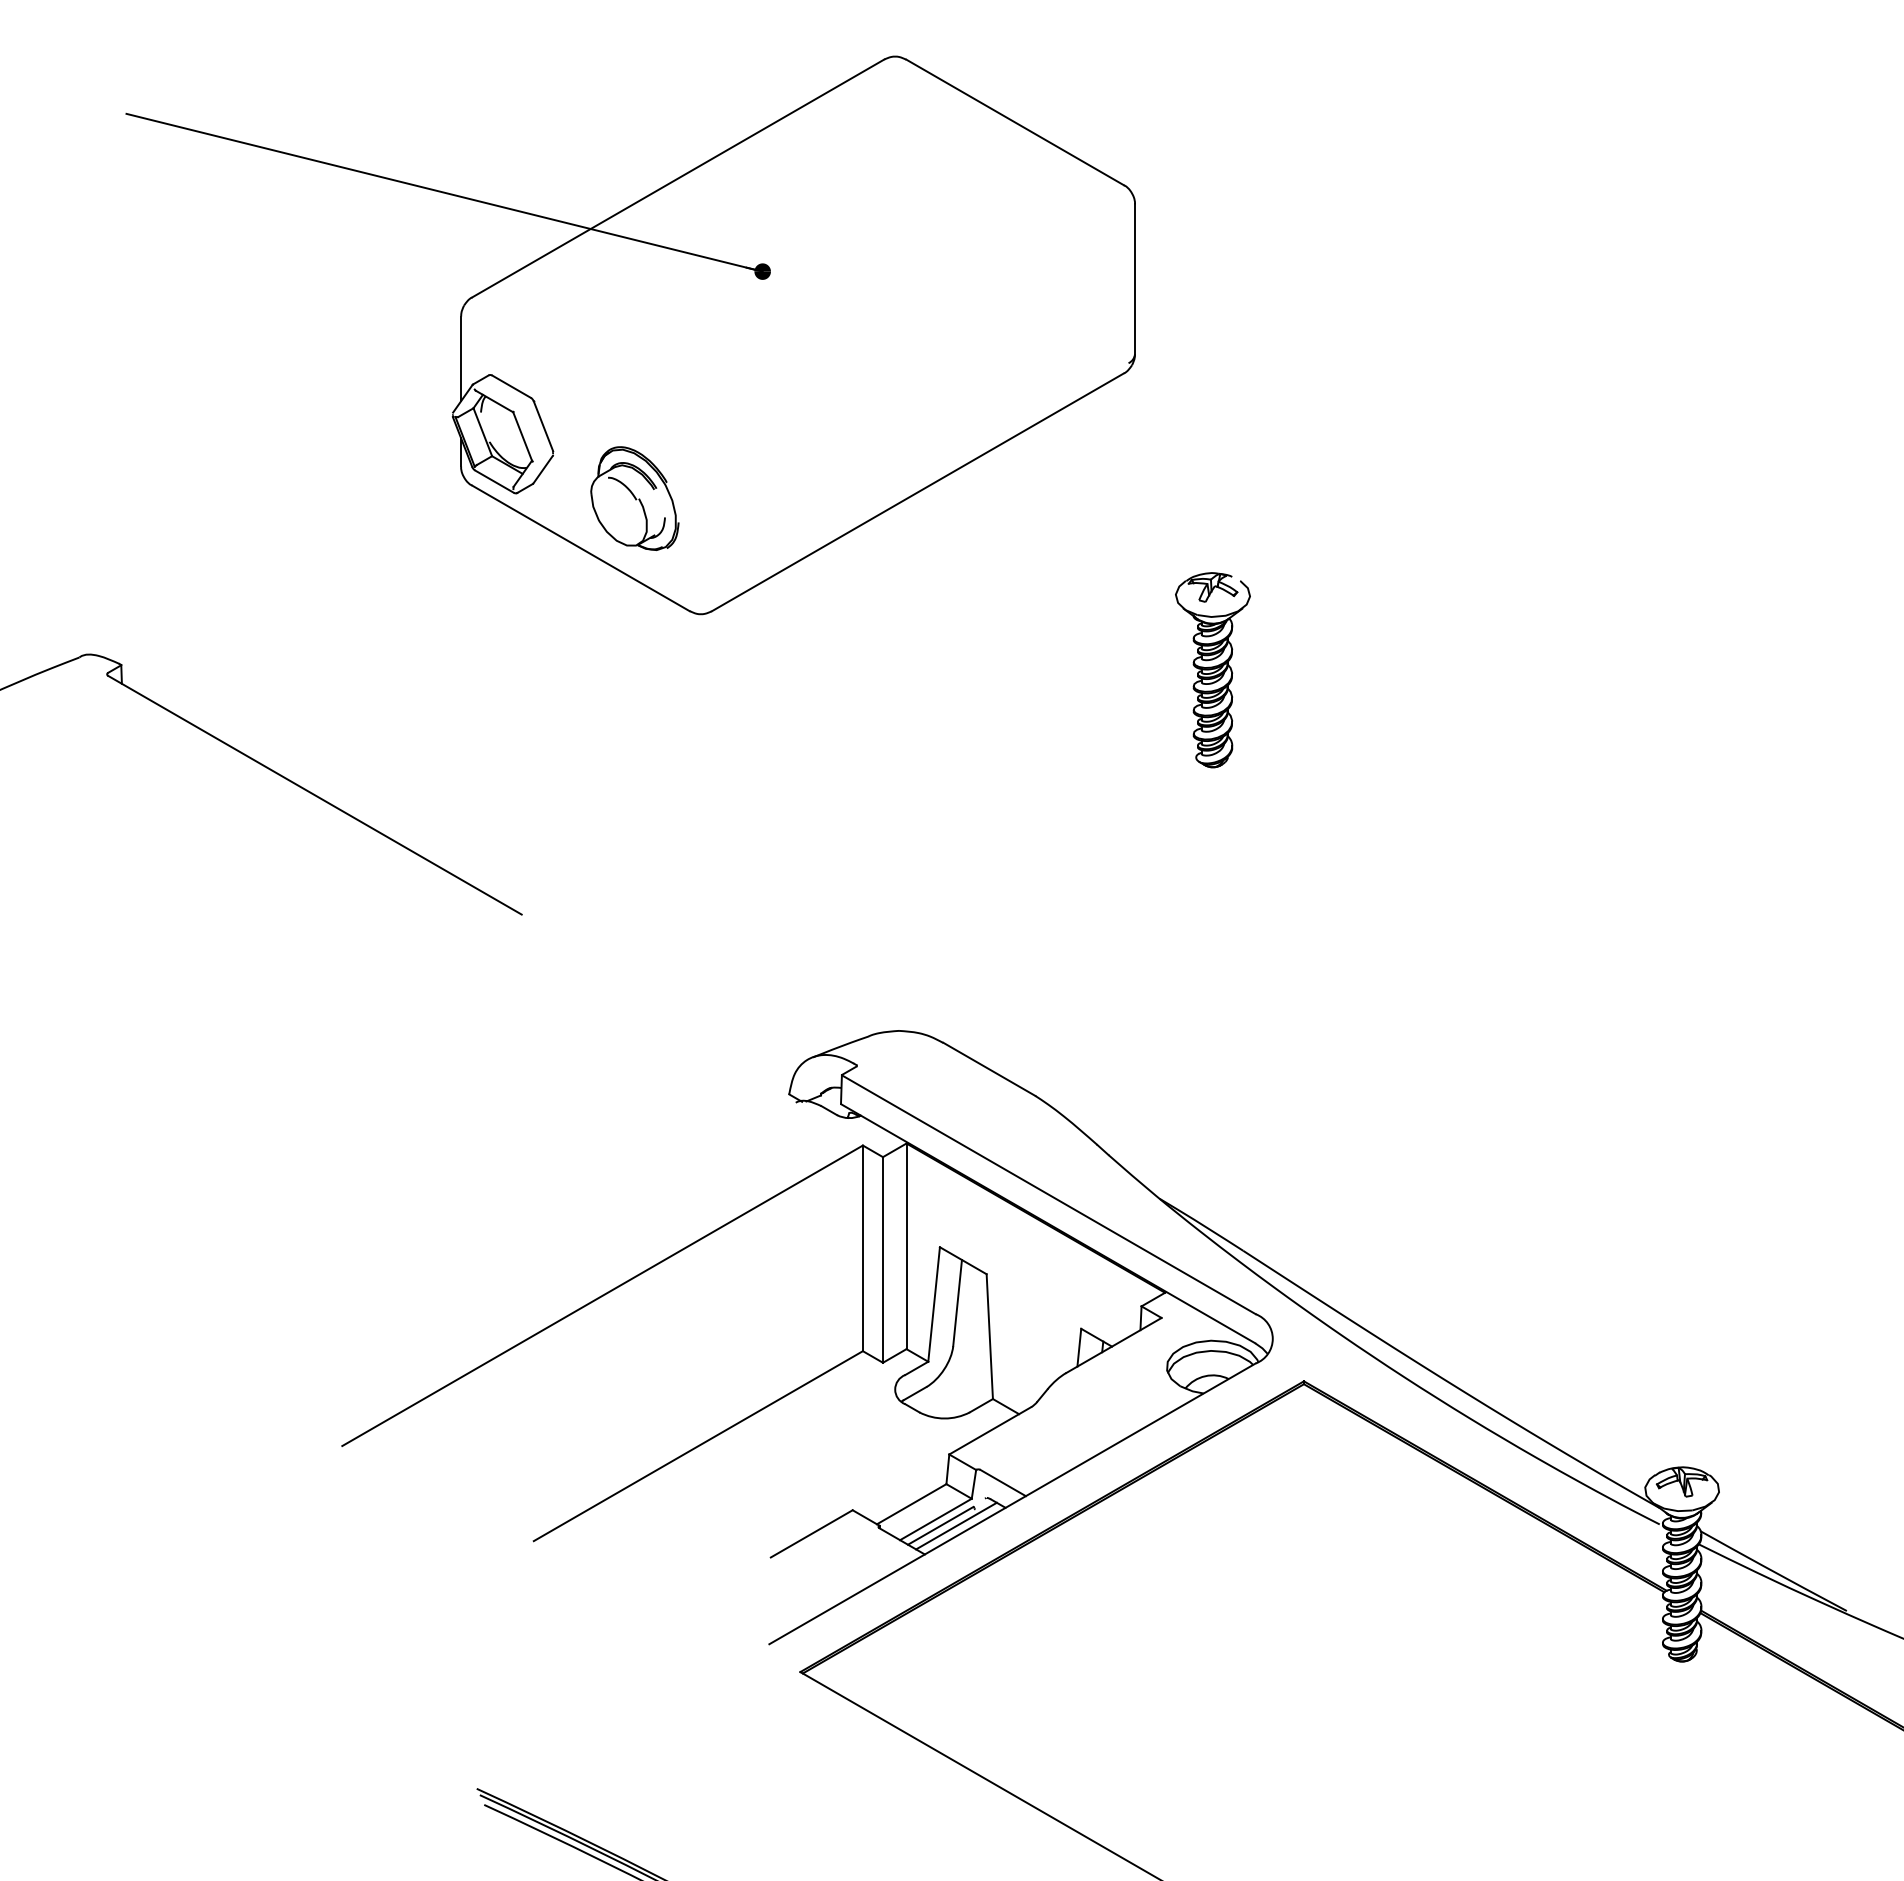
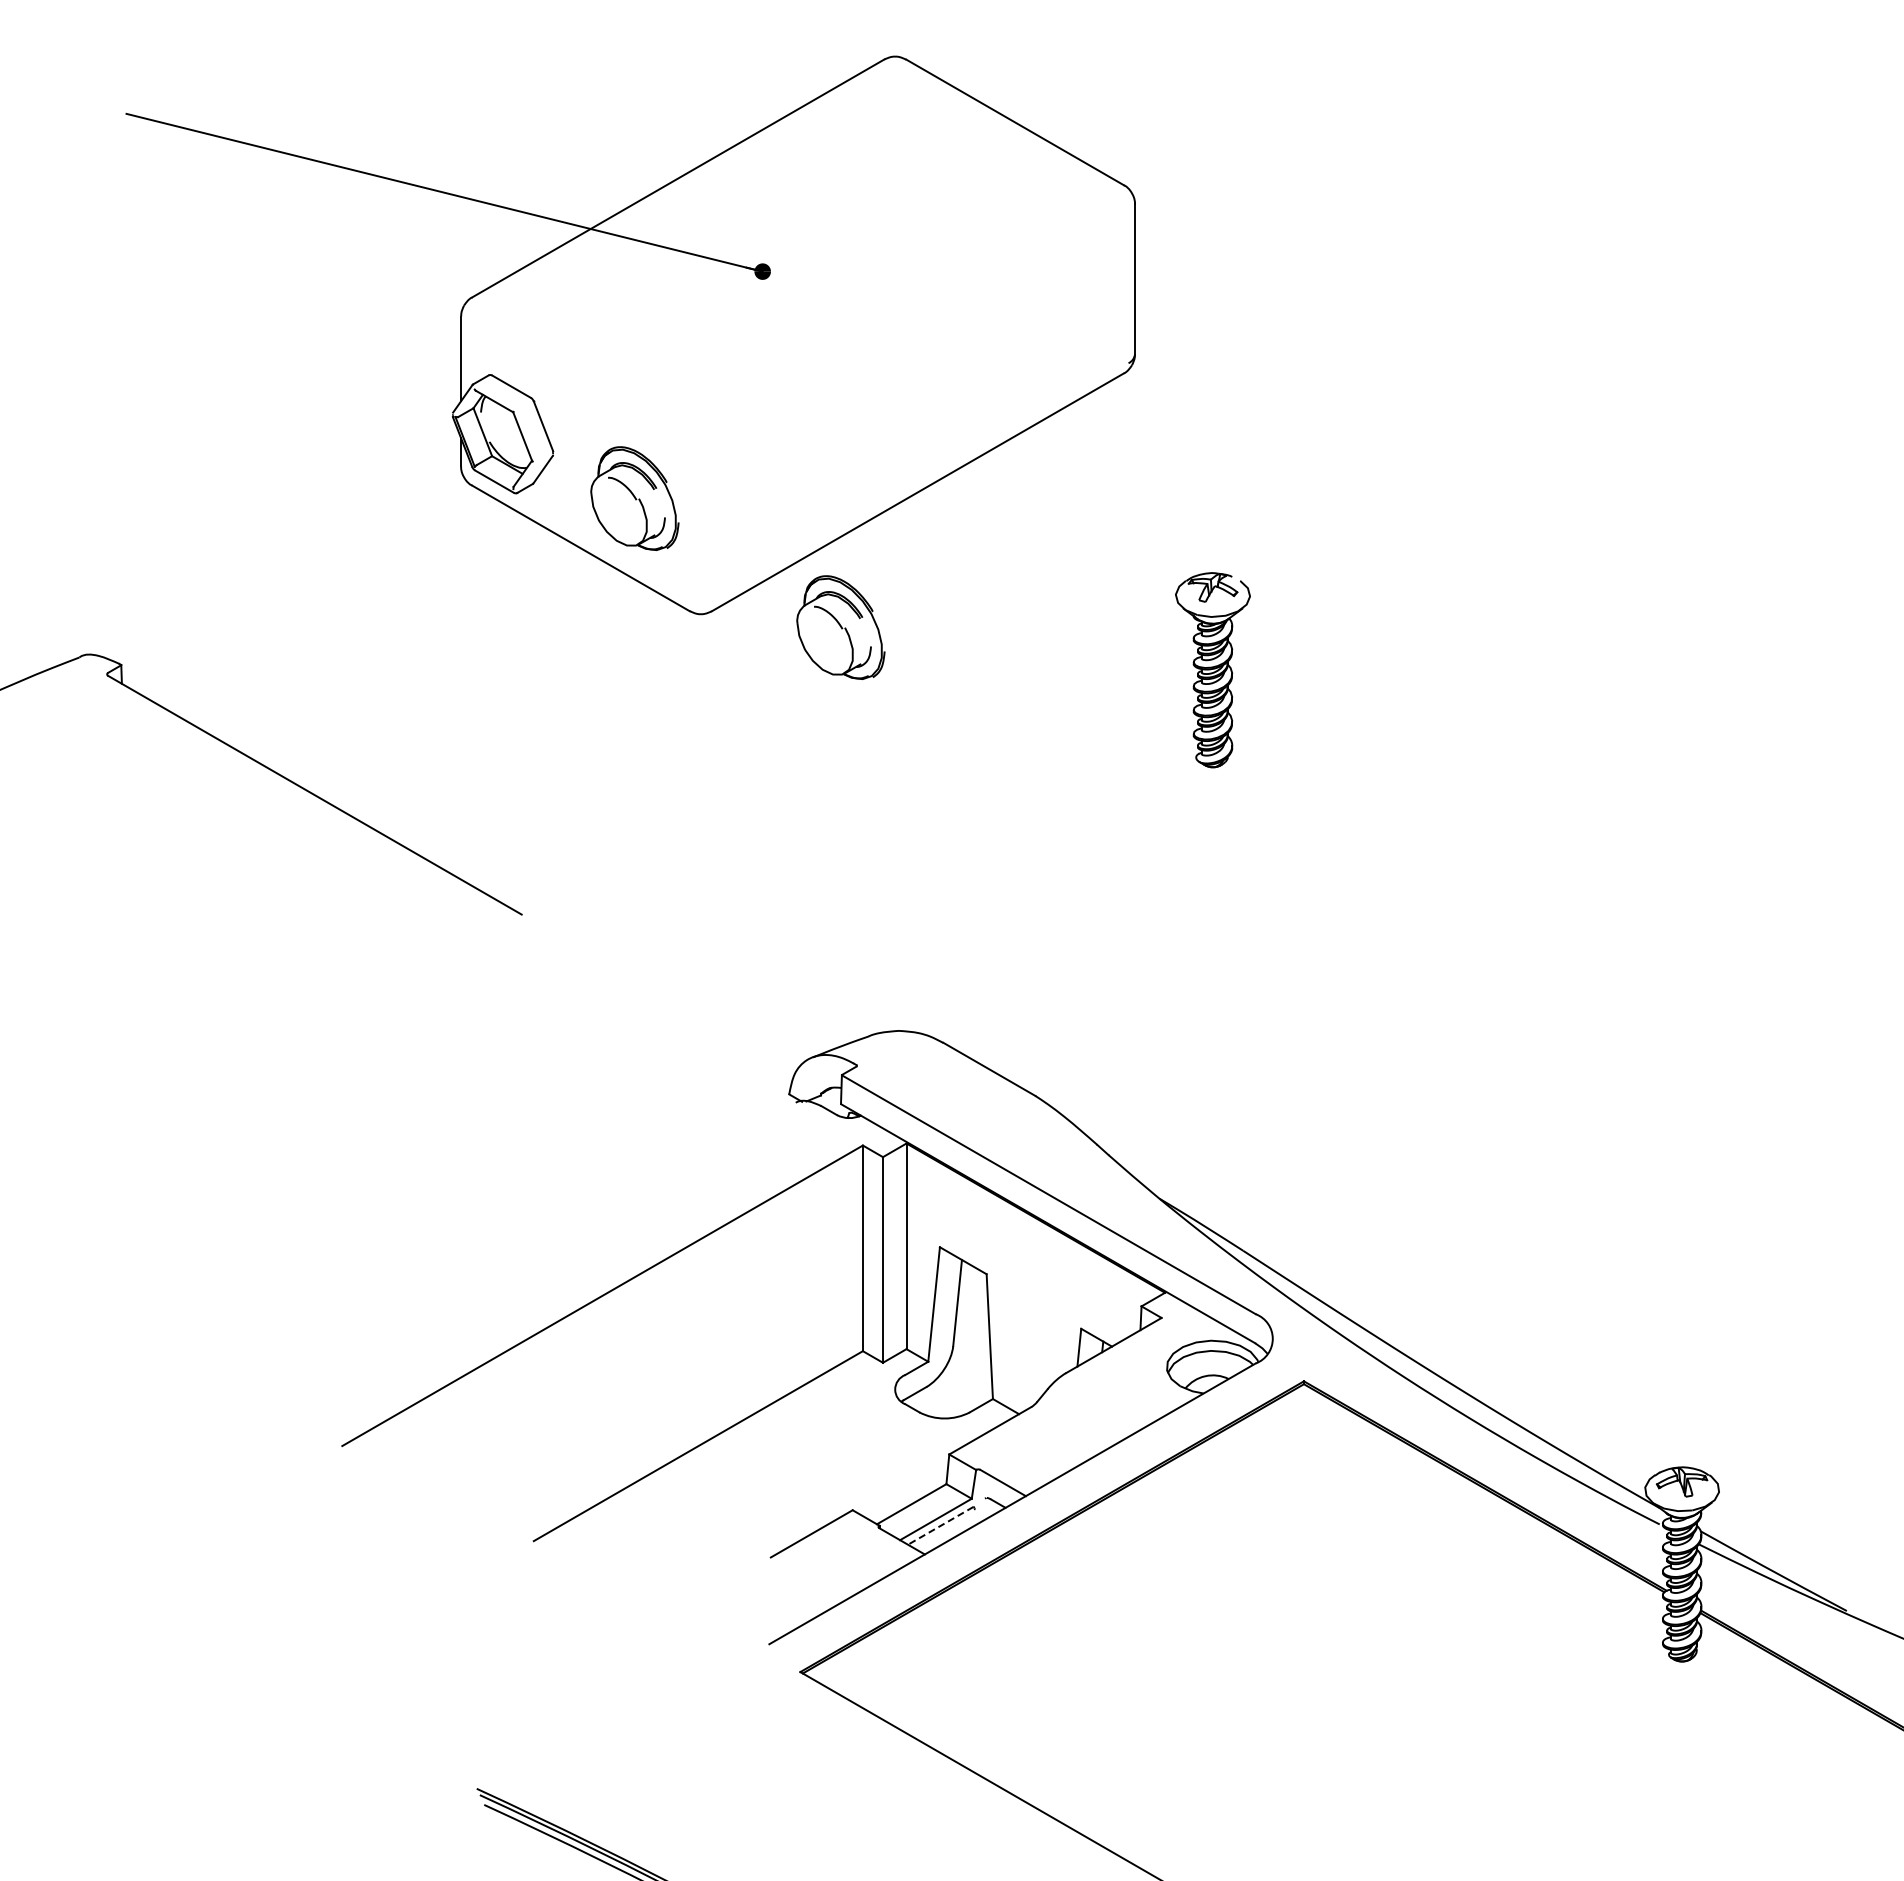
part: none -> present (840, 627)
line: solid -> dashed (940, 1525)
line: present -> none (956, 1525)
